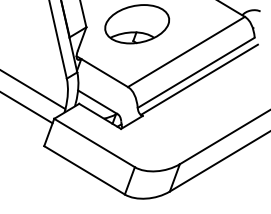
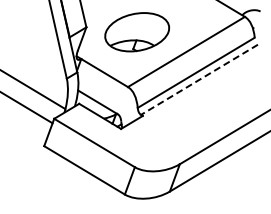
part position: (136, 24) -> (136, 32) (136, 32)
line: solid -> dashed (199, 80)
